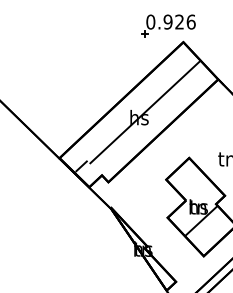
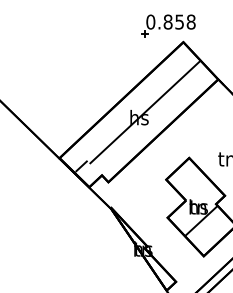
text: 0.926 -> 0.858 (179, 21)
